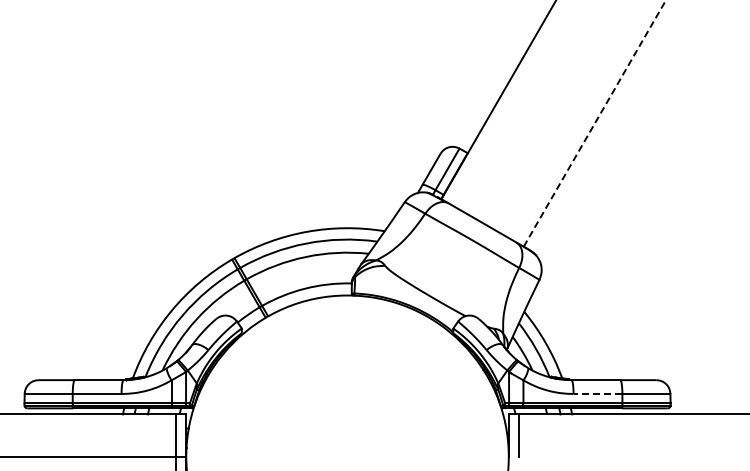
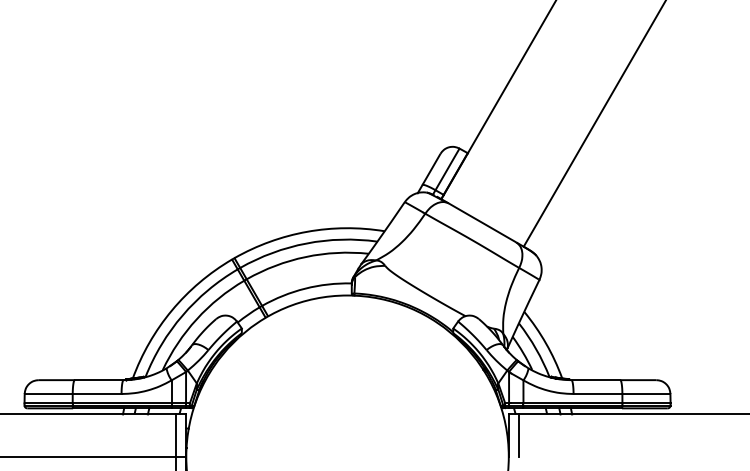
line: dashed -> solid (594, 123)
line: dashed -> solid (597, 394)
